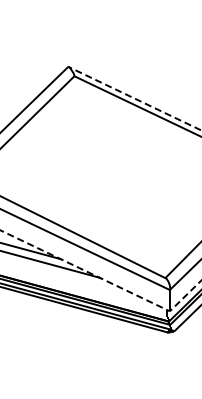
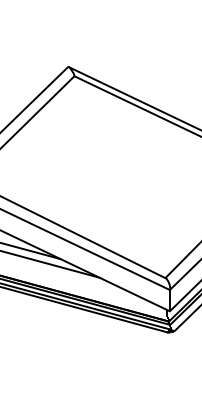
line: dashed -> solid (135, 98)
line: dashed -> solid (105, 280)
